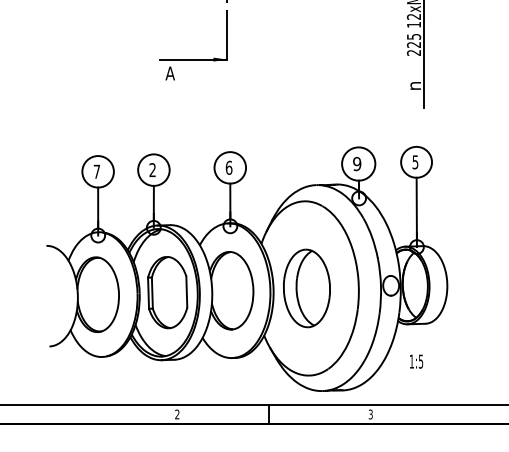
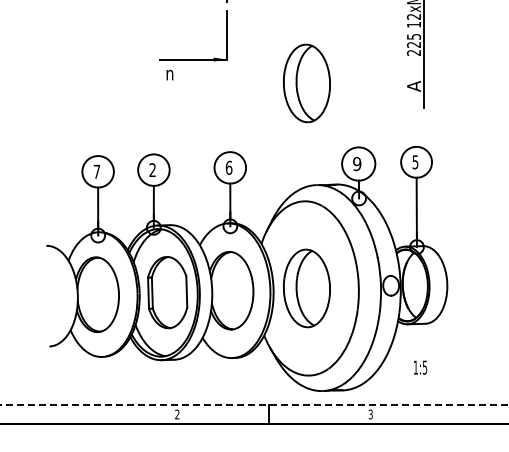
text: A -> n (169, 73)
part: none -> present (306, 83)
text: n -> A (413, 85)
text position: (416, 361) -> (420, 367) (420, 367)
line: solid -> dashed (254, 404)
